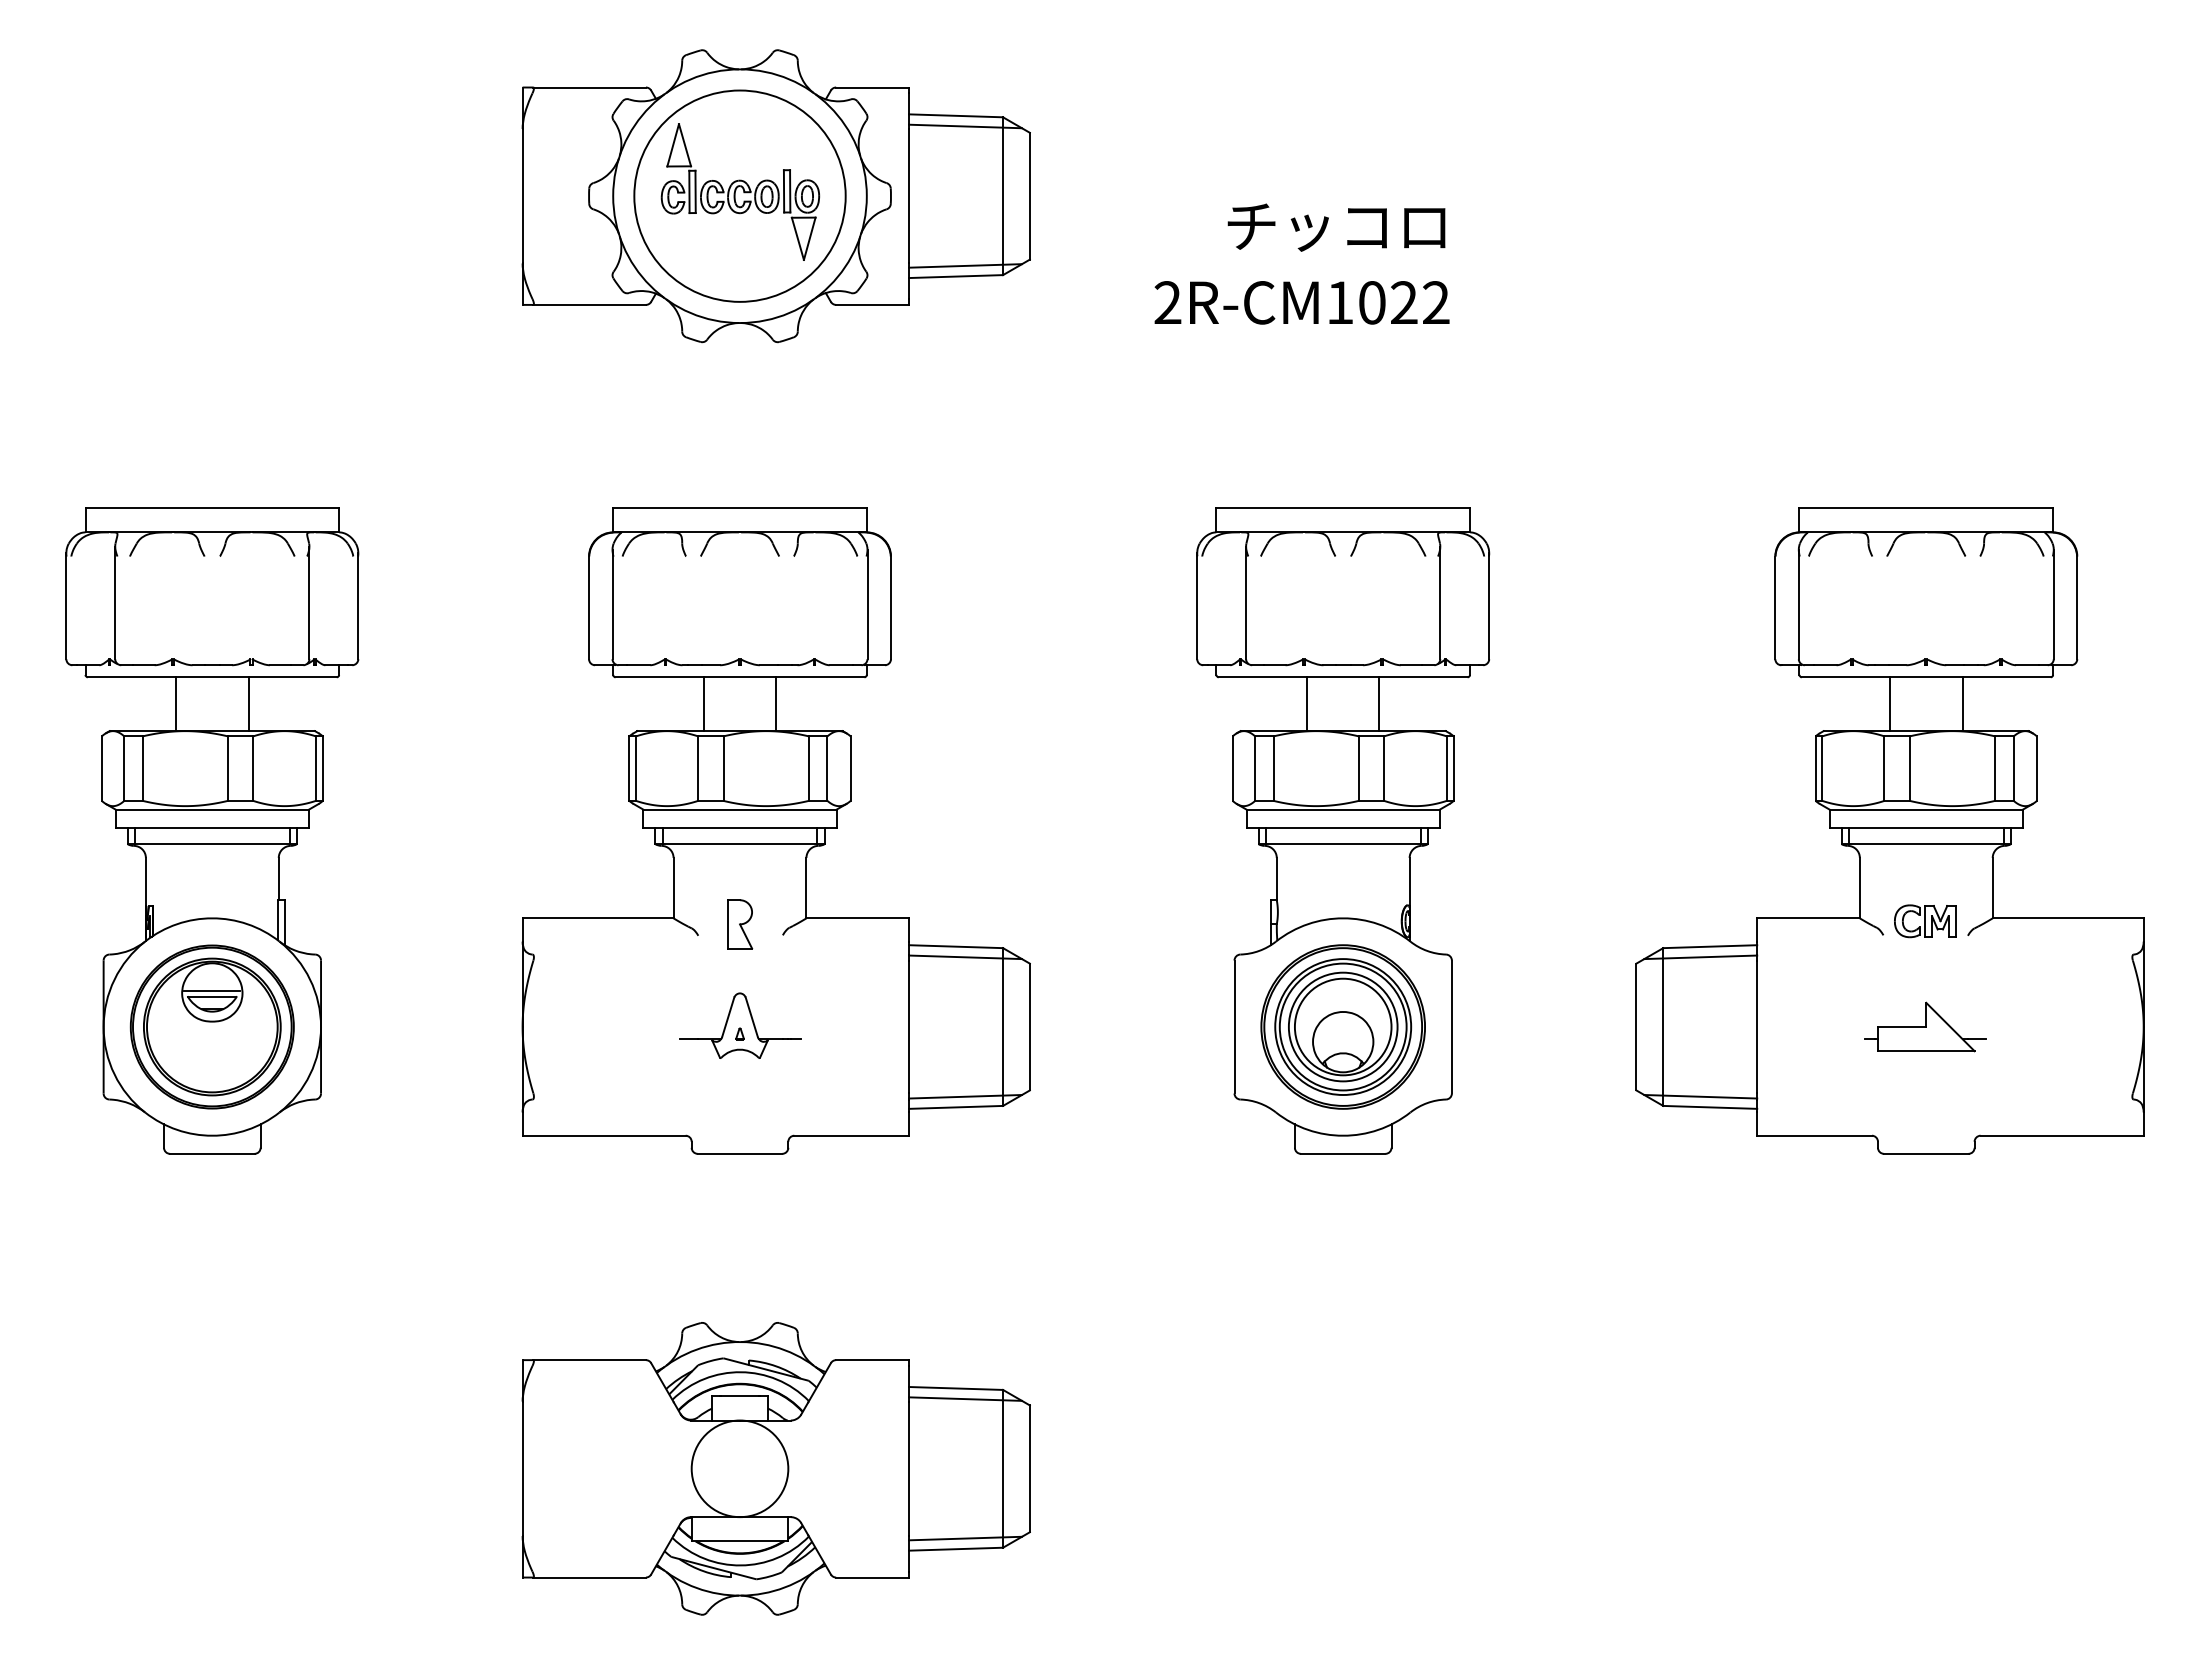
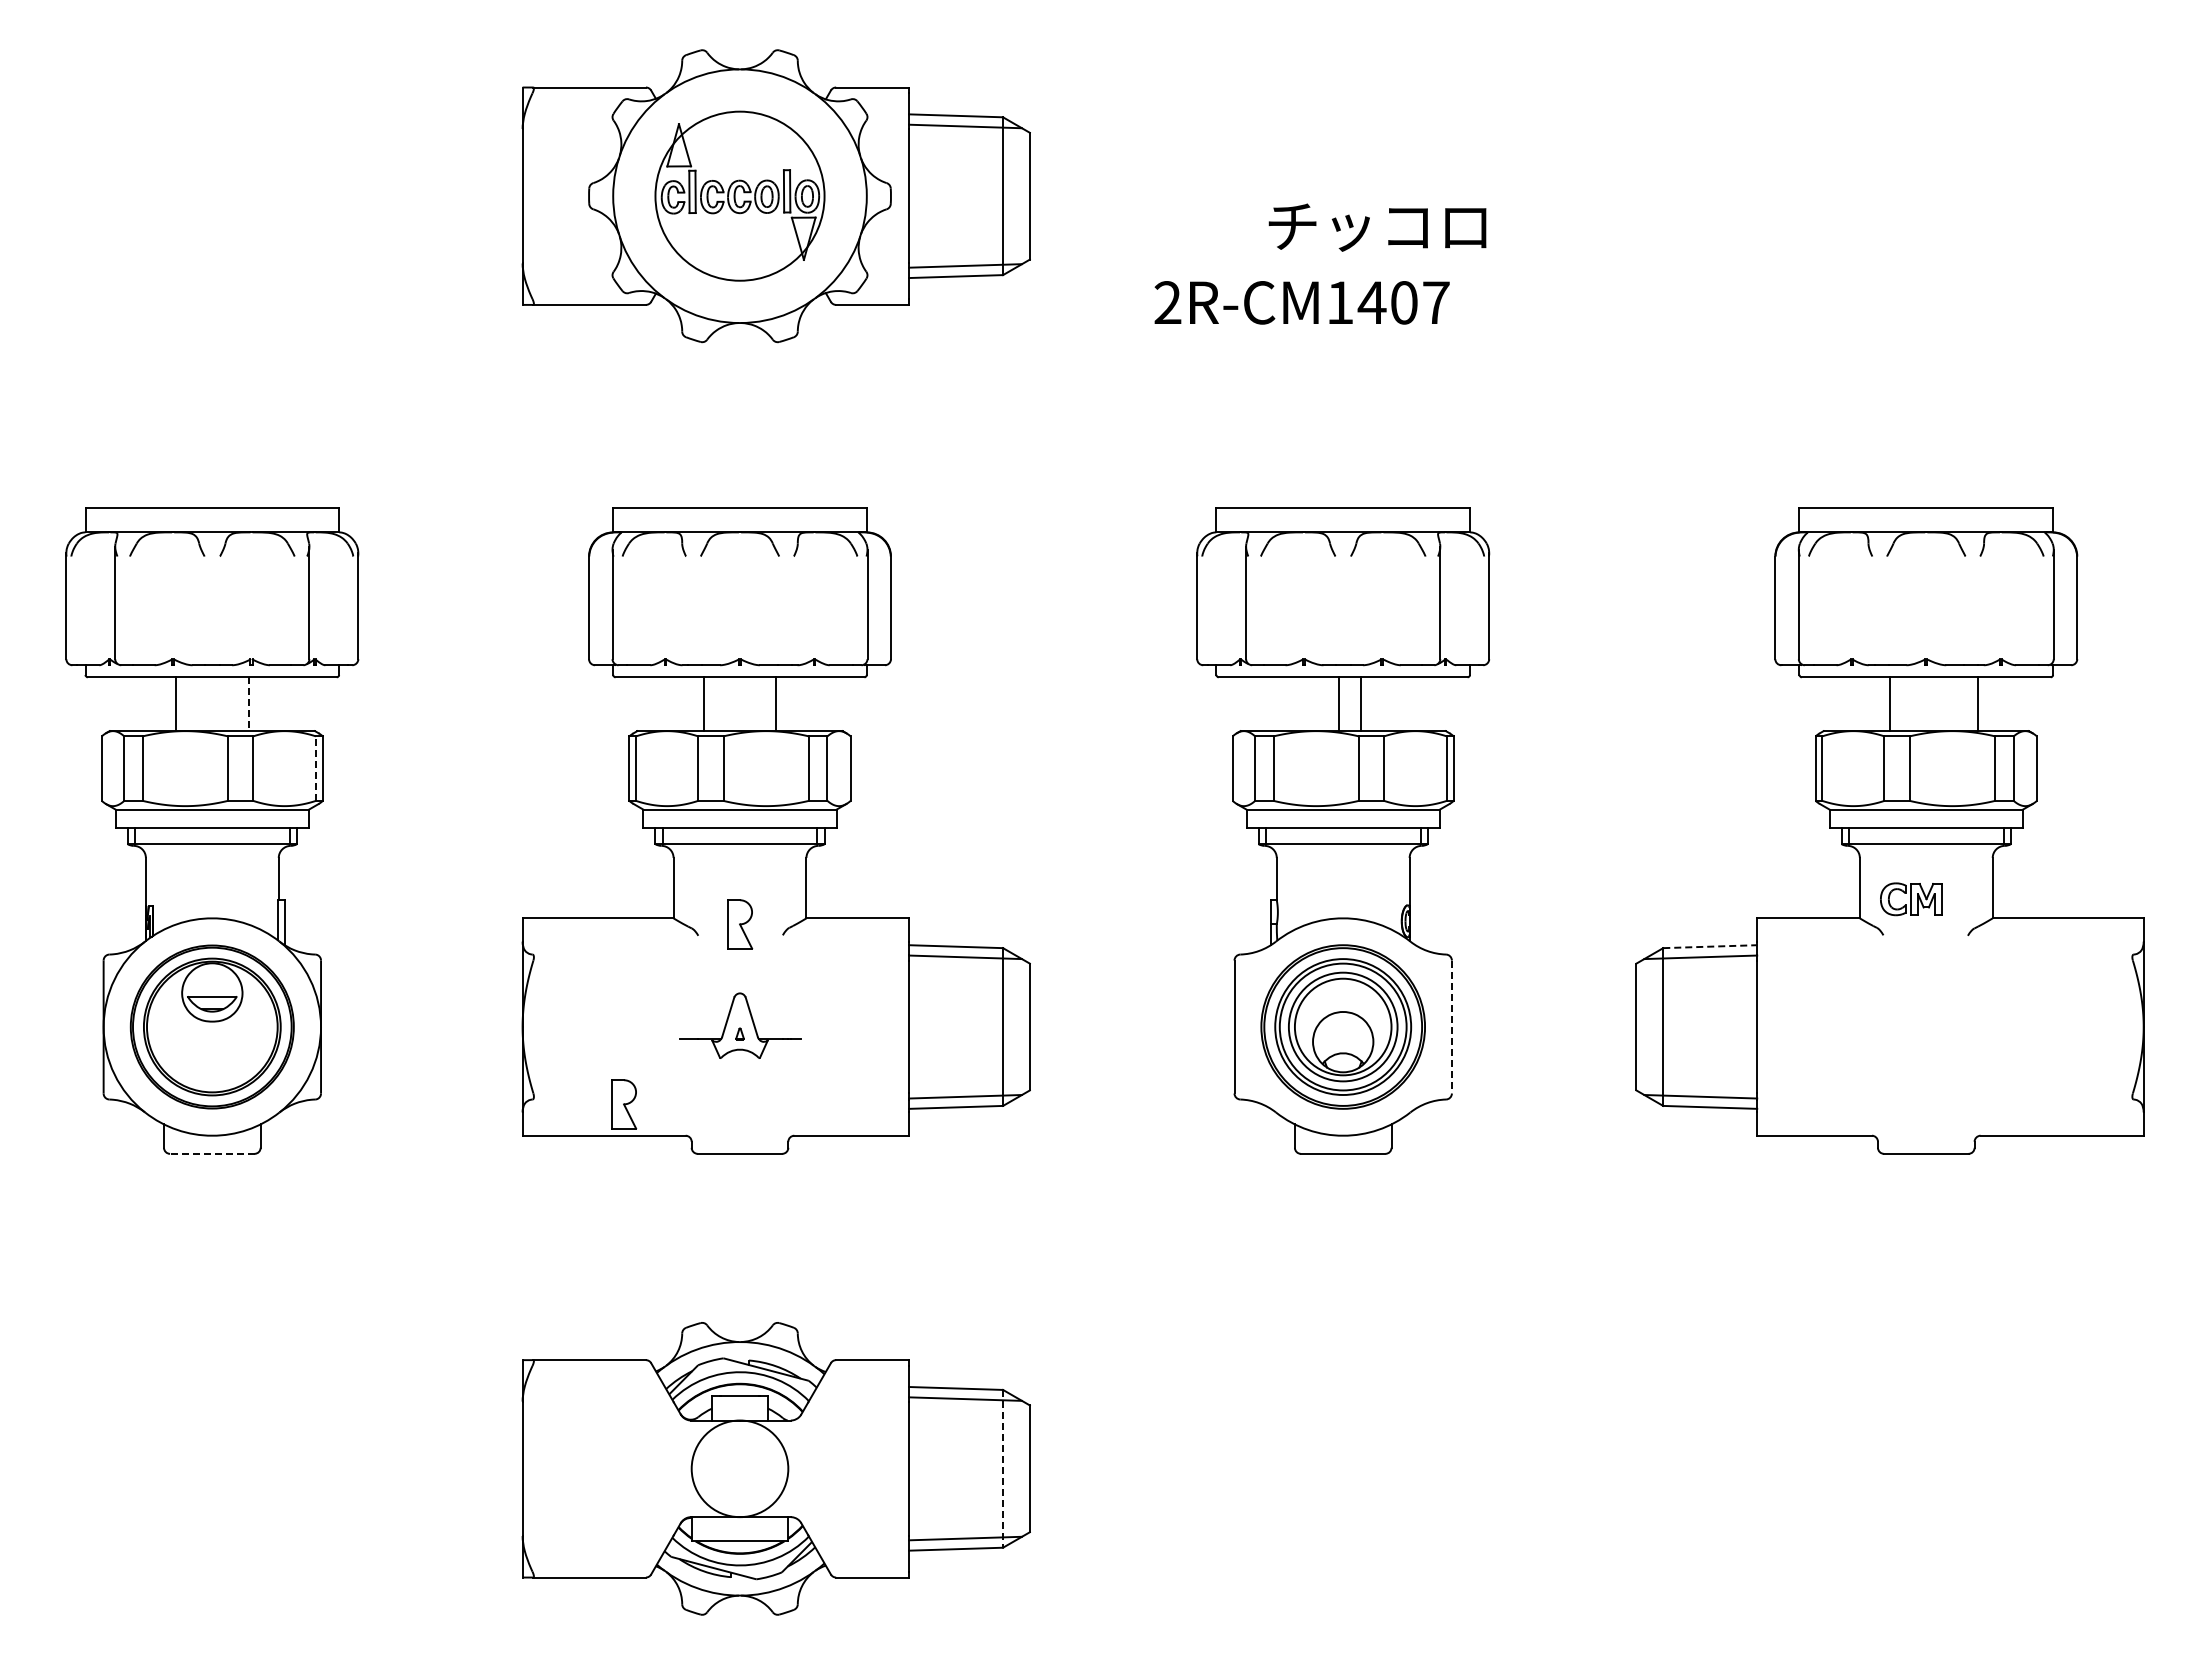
circle diameter: 211 px -> 169 px (739, 195)
text position: (1336, 227) -> (1377, 227) (1377, 227)
text: 2R-CM1022 -> 2R-CM1407 (1403, 302)
line: solid -> dashed (248, 704)
line position: (1306, 704) -> (1338, 704) (1338, 704)
line position: (1379, 704) -> (1361, 704) (1361, 704)
line position: (1962, 704) -> (1977, 704) (1977, 704)
line: solid -> dashed (315, 768)
part position: (1925, 921) -> (1911, 899) (1911, 899)
line: solid -> dashed (1710, 946)
line: present -> none (212, 991)
part: present -> none (1925, 1026)
line: solid -> dashed (1451, 1027)
part: none -> present (624, 1104)
line: solid -> dashed (211, 1153)
line: solid -> dashed (1003, 1468)
